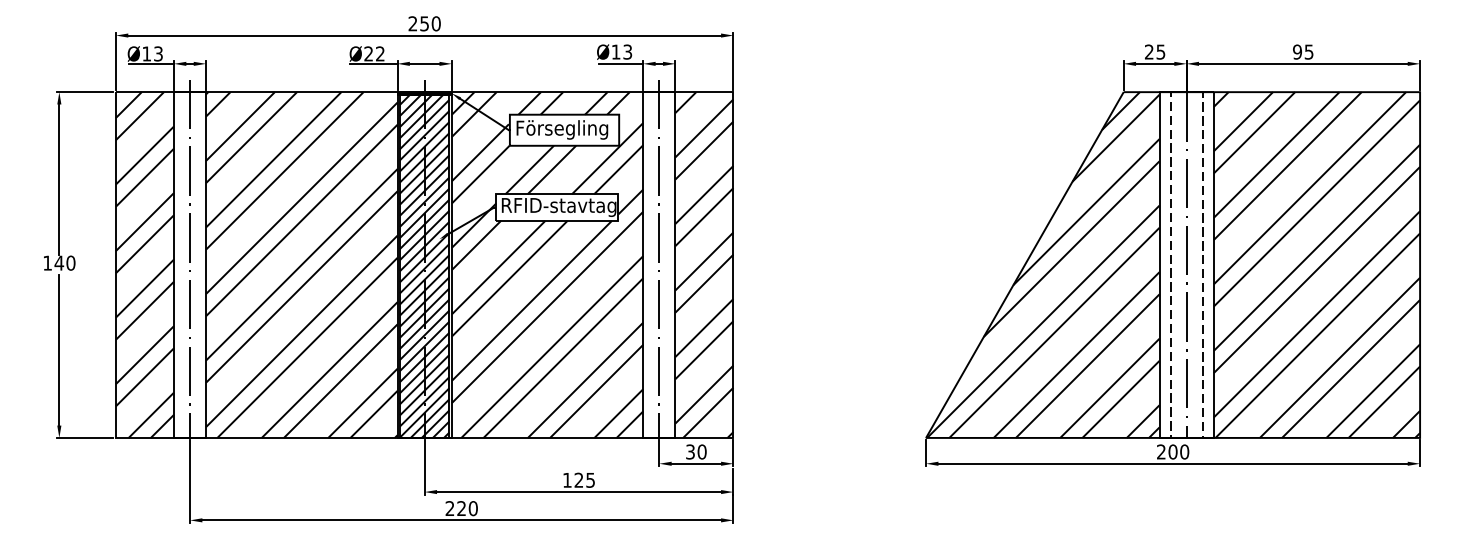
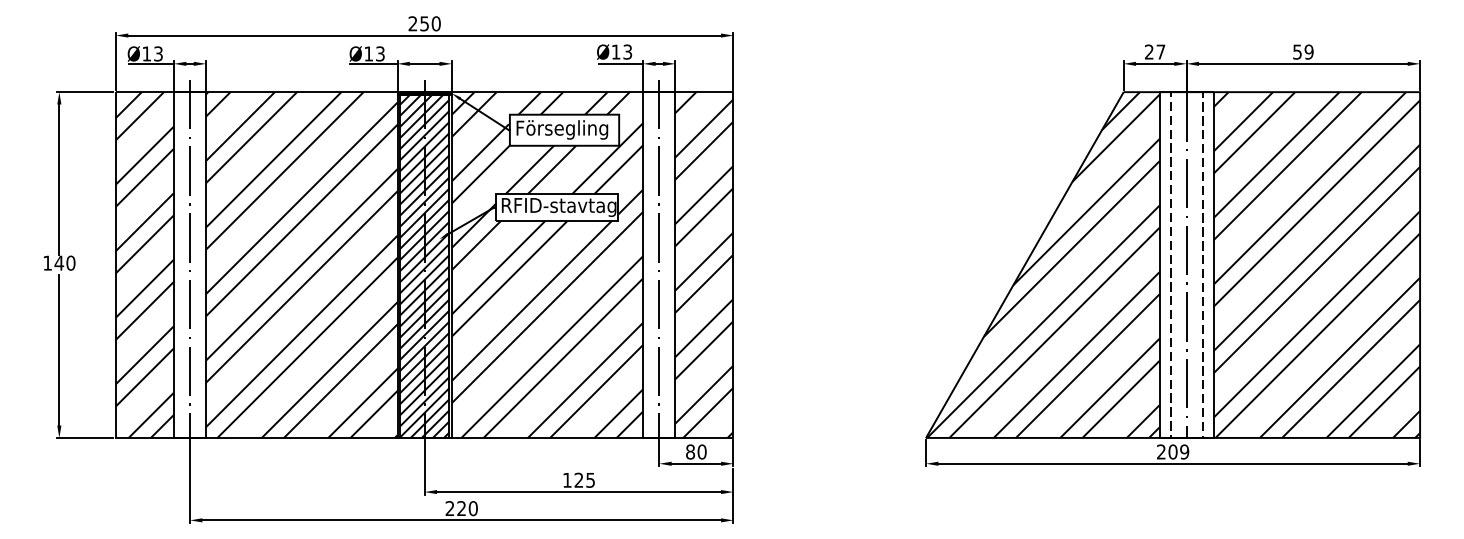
text: 25 -> 27 (1160, 51)
text: 95 -> 59 (1303, 51)
text: 22 -> 13 (374, 53)
text: 30 -> 80 (690, 451)
text: 200 -> 209 (1184, 451)
